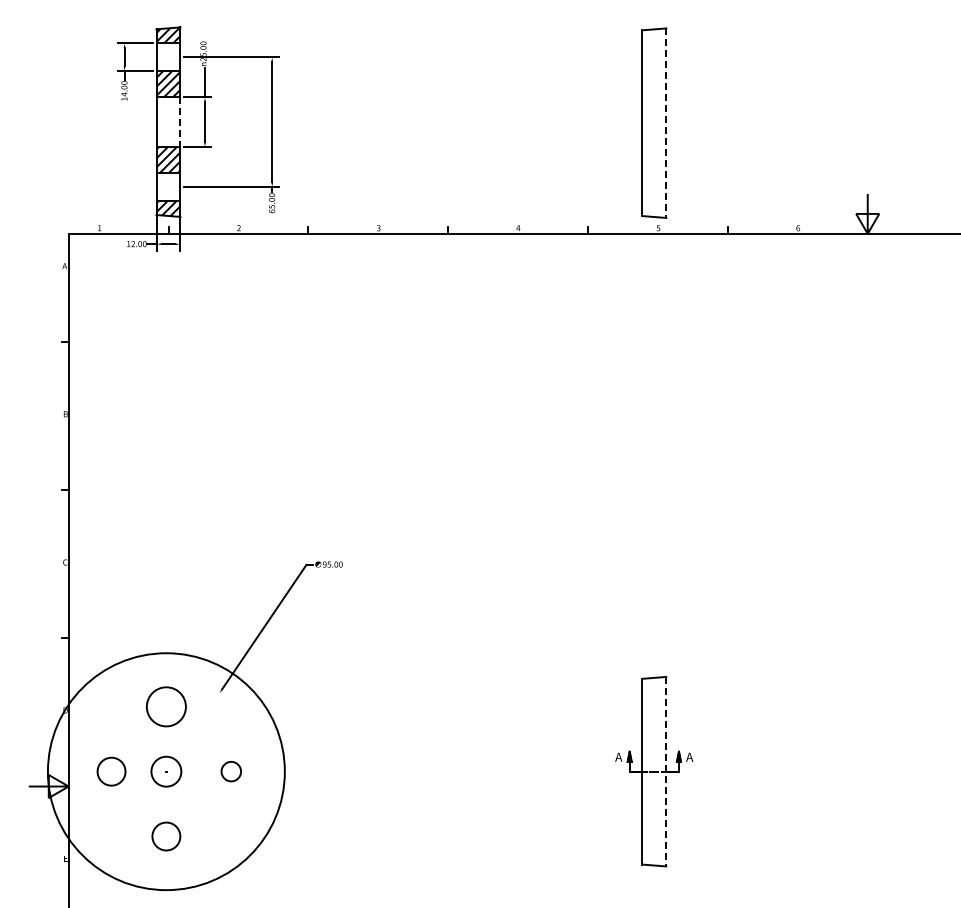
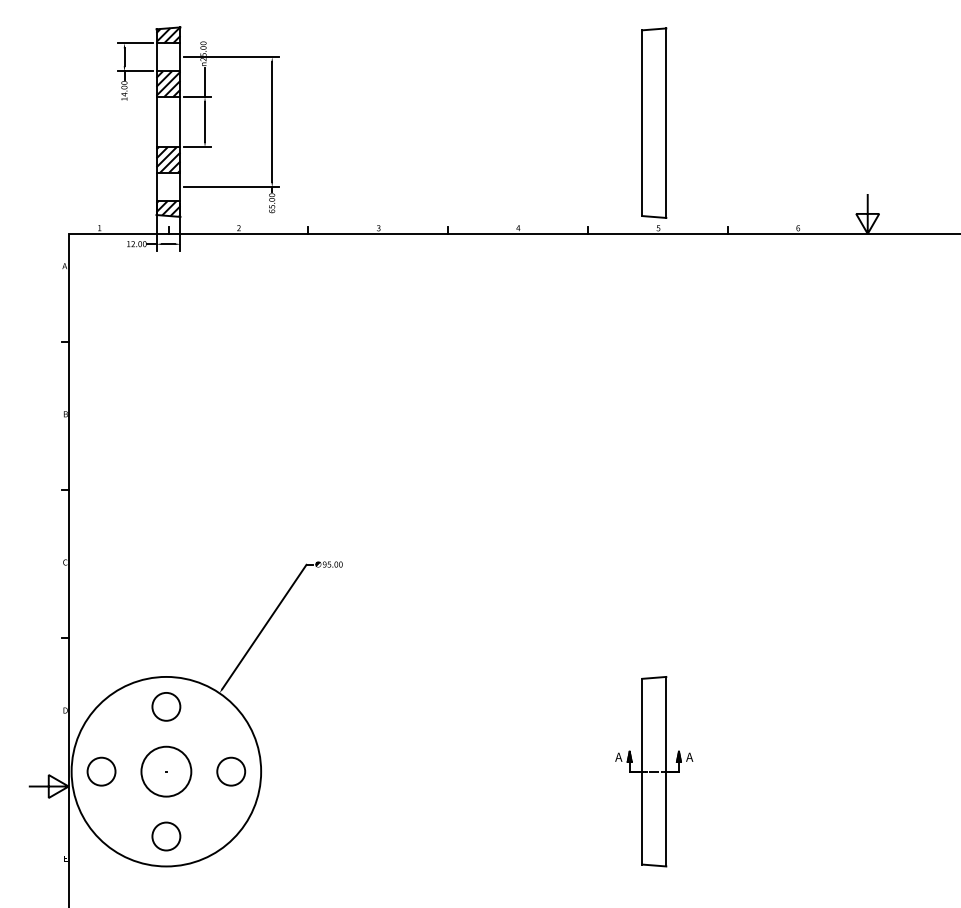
line: dashed -> solid (180, 122)
line: dashed -> solid (666, 123)
circle diameter: 39 px -> 28 px (166, 706)
circle position: (111, 771) -> (101, 771) (101, 771)
circle diameter: 237 px -> 190 px (166, 771)
circle diameter: 30 px -> 50 px (166, 771)
circle size: 22x22 px -> 31x31 px (231, 771)
line: dashed -> solid (666, 771)
